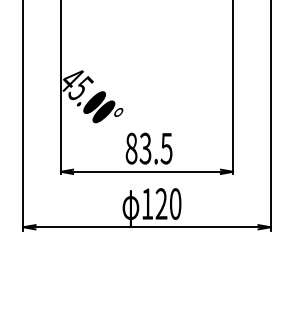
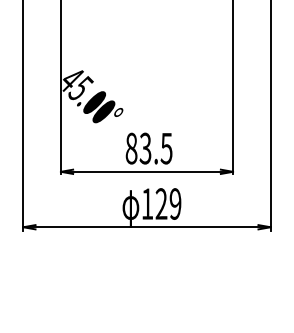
text: 120 -> 129 (175, 203)
